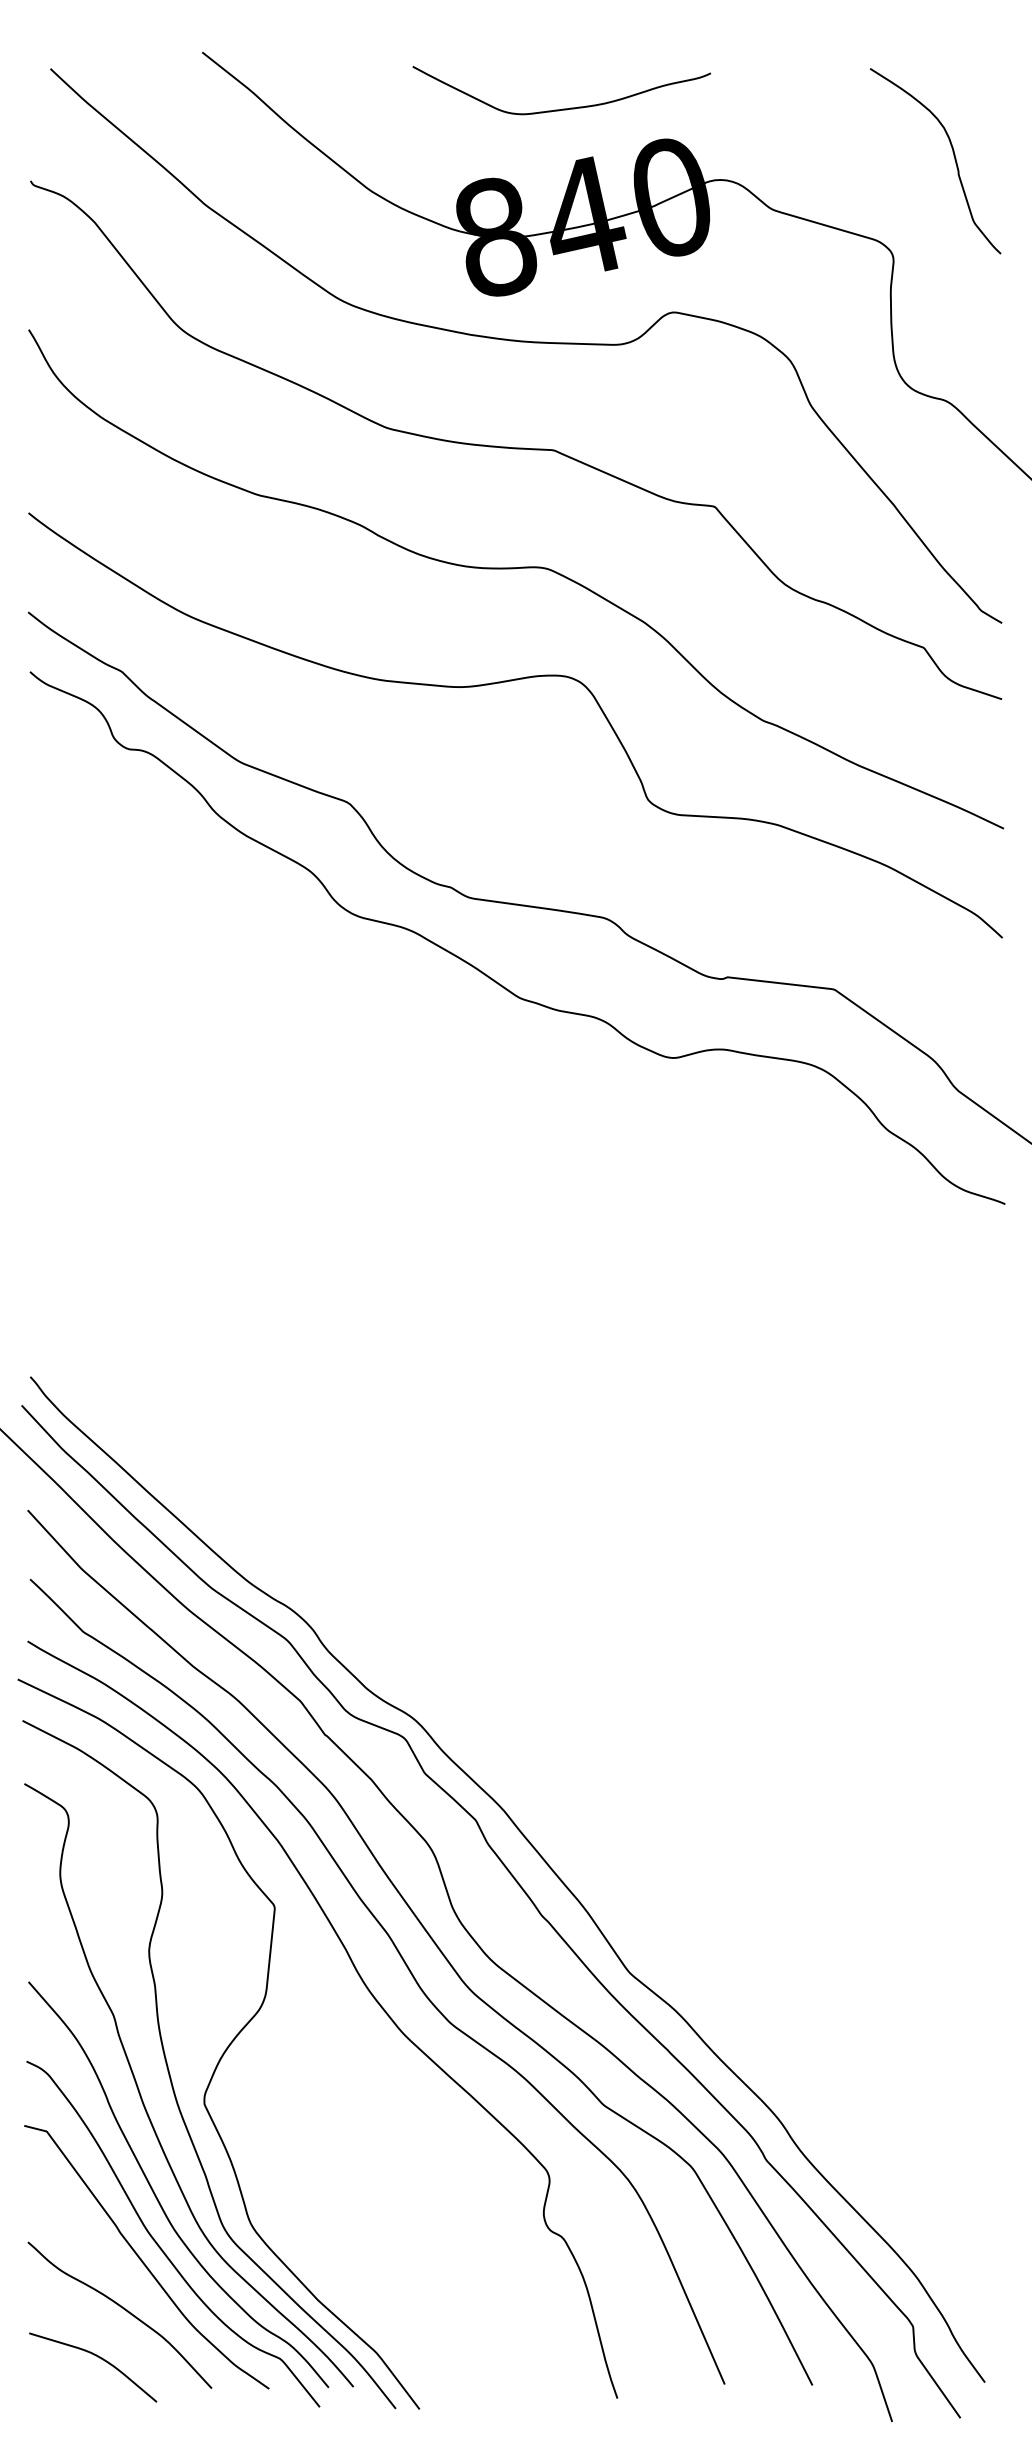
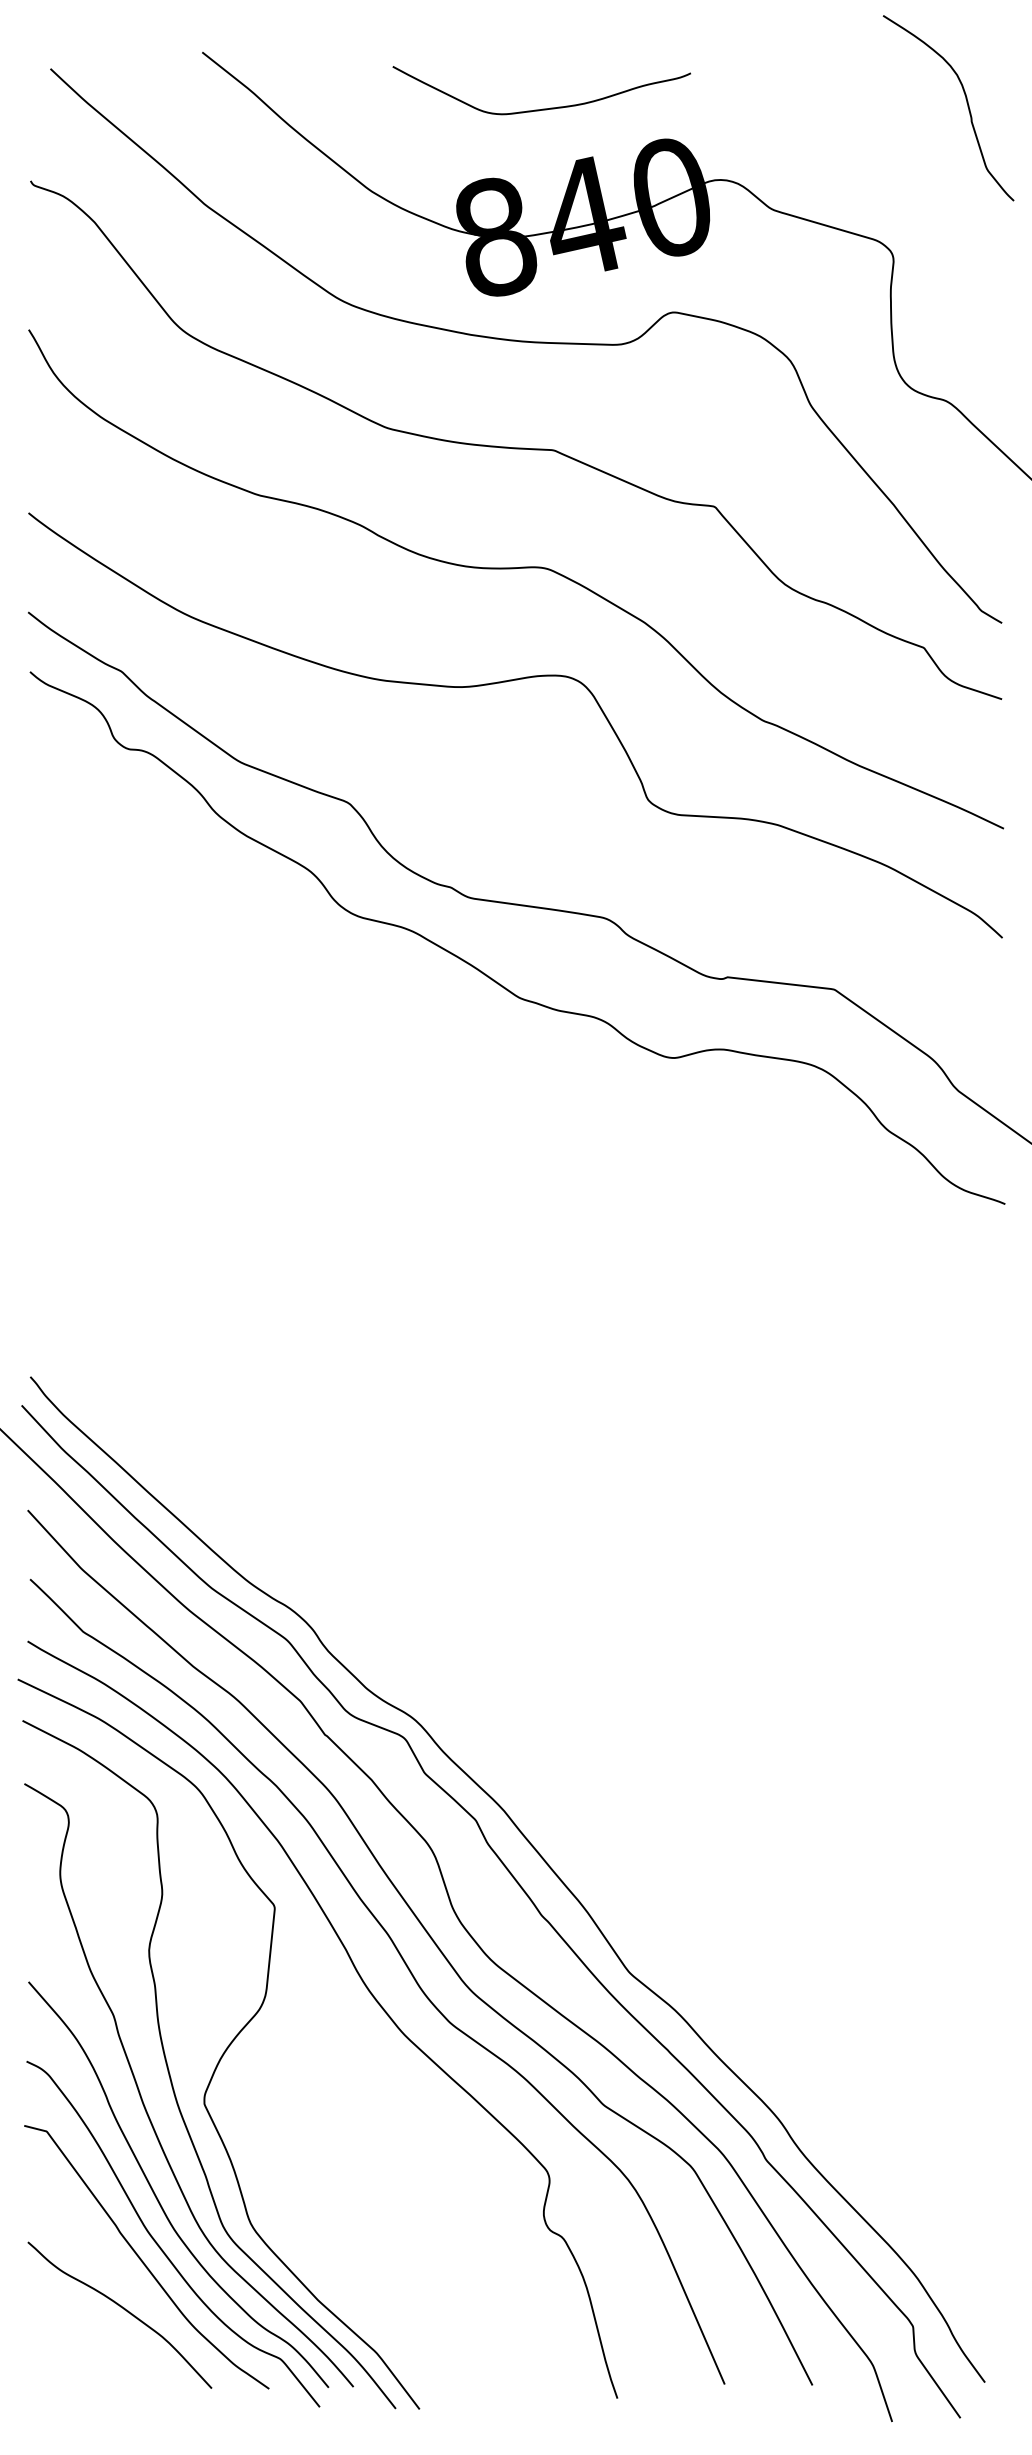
curve position: (562, 108) -> (542, 108) (542, 108)
curve position: (953, 156) -> (966, 103) (966, 103)
curve: present -> none (97, 2357)
